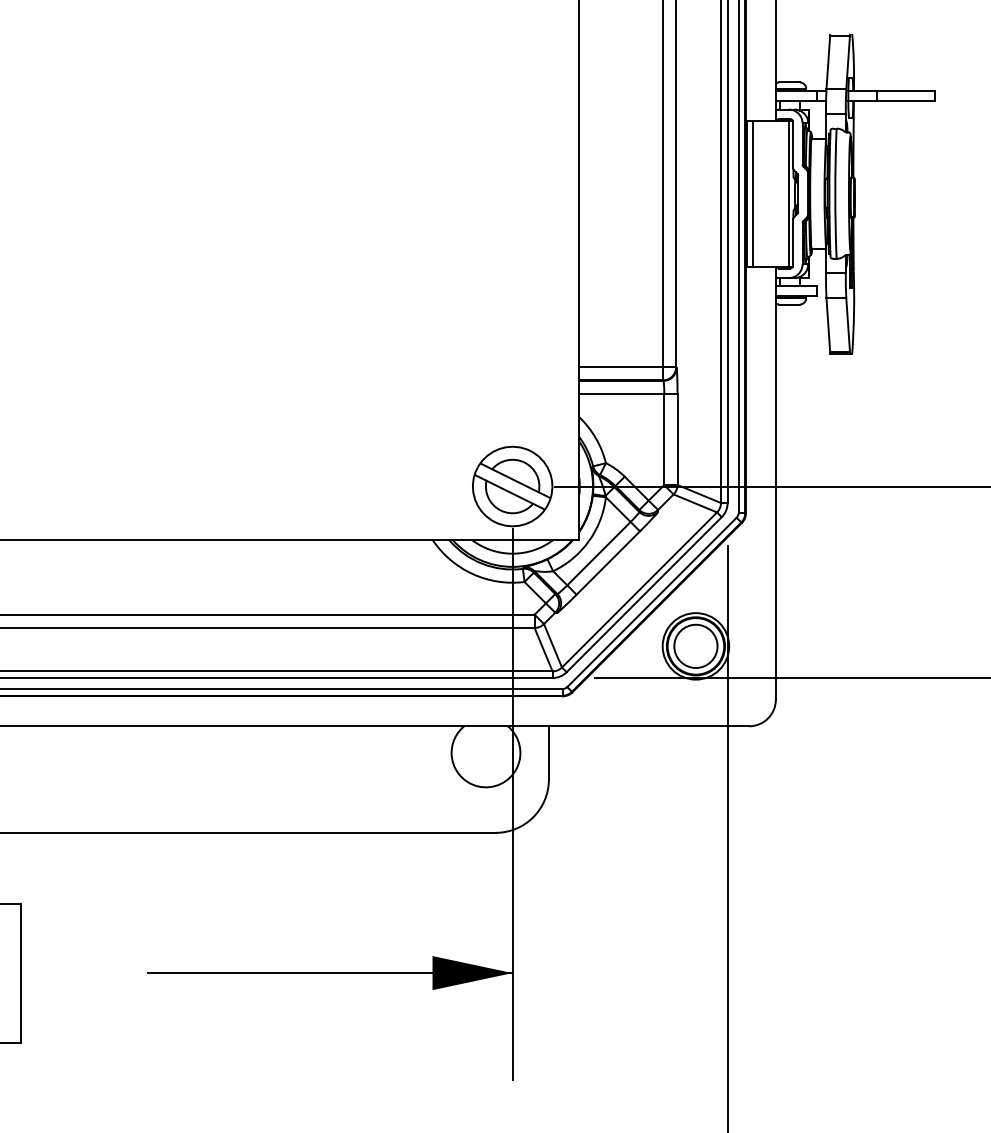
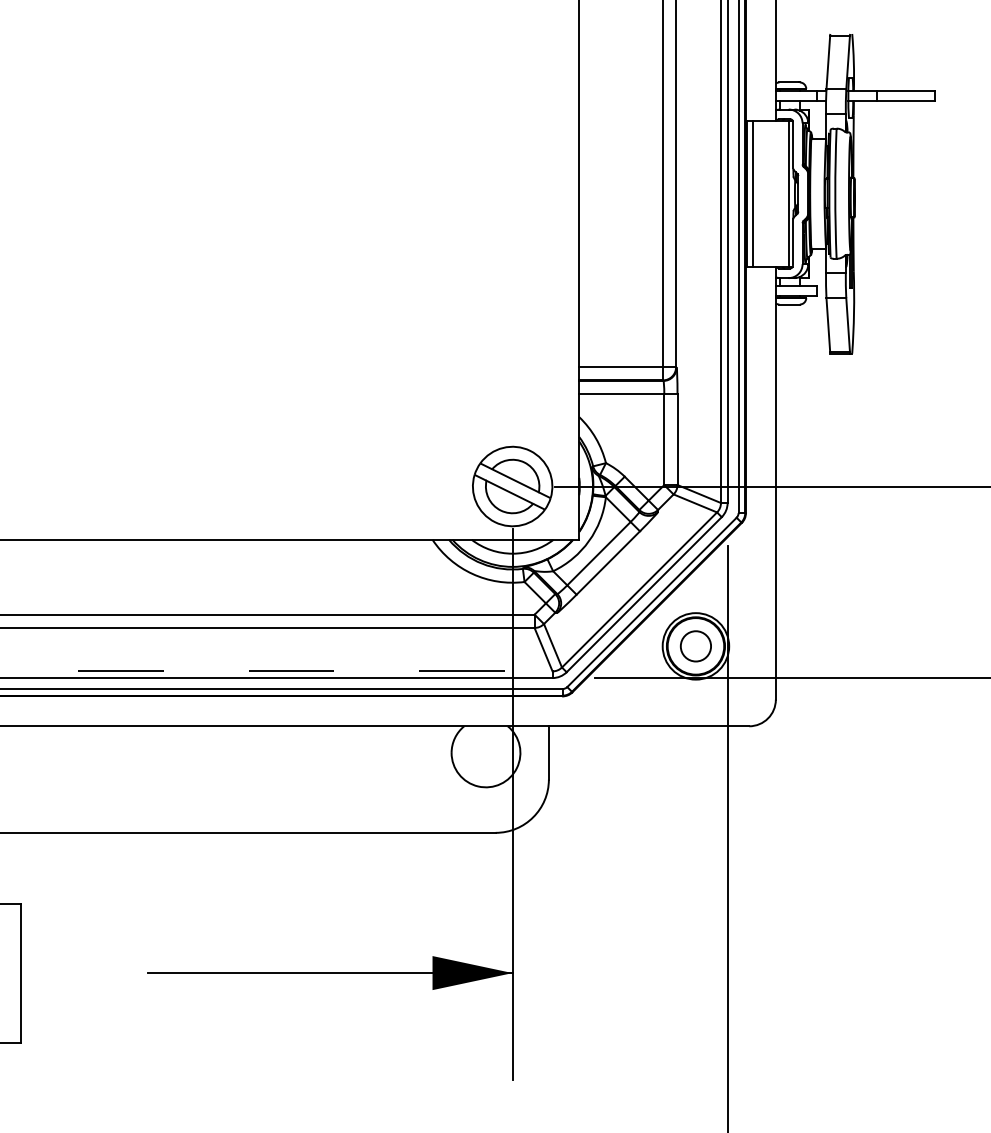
circle diameter: 43 px -> 30 px (695, 646)
line: solid -> dashed (276, 671)
